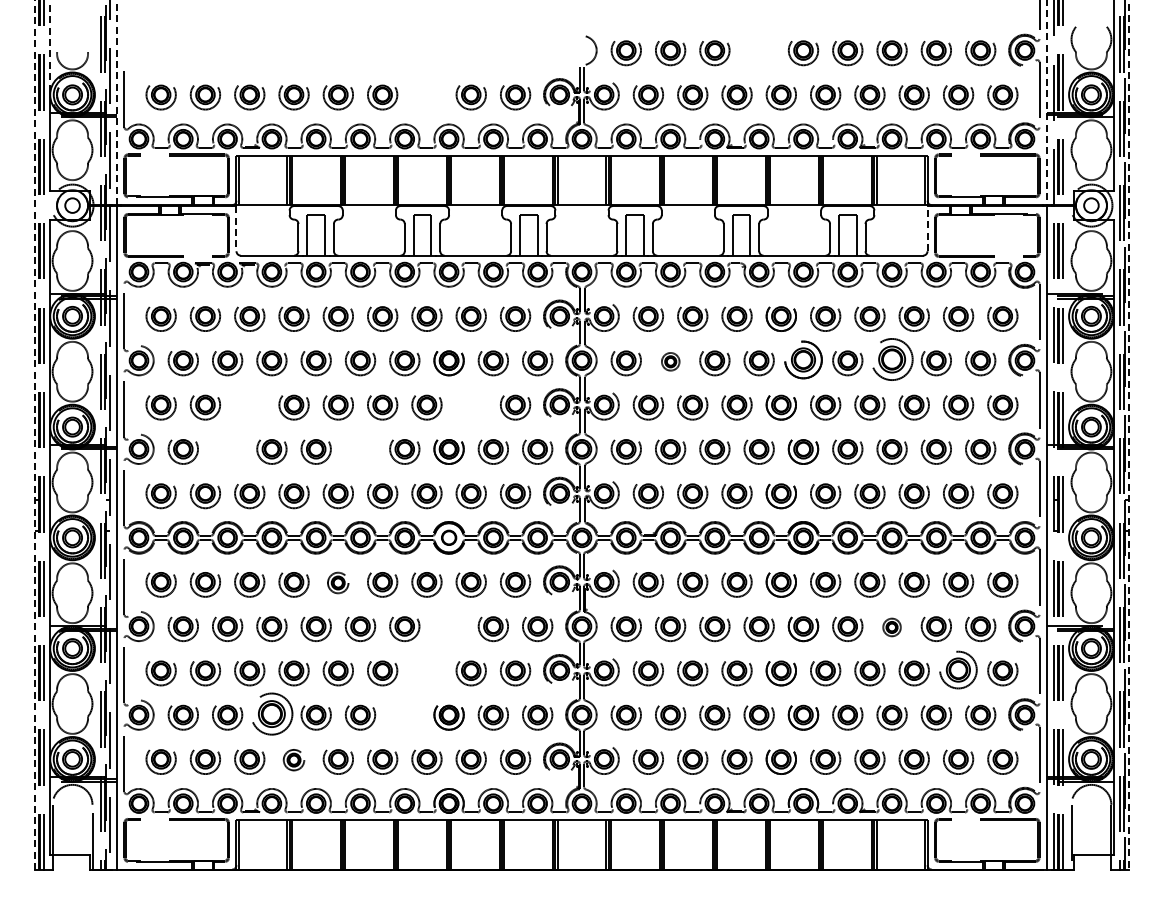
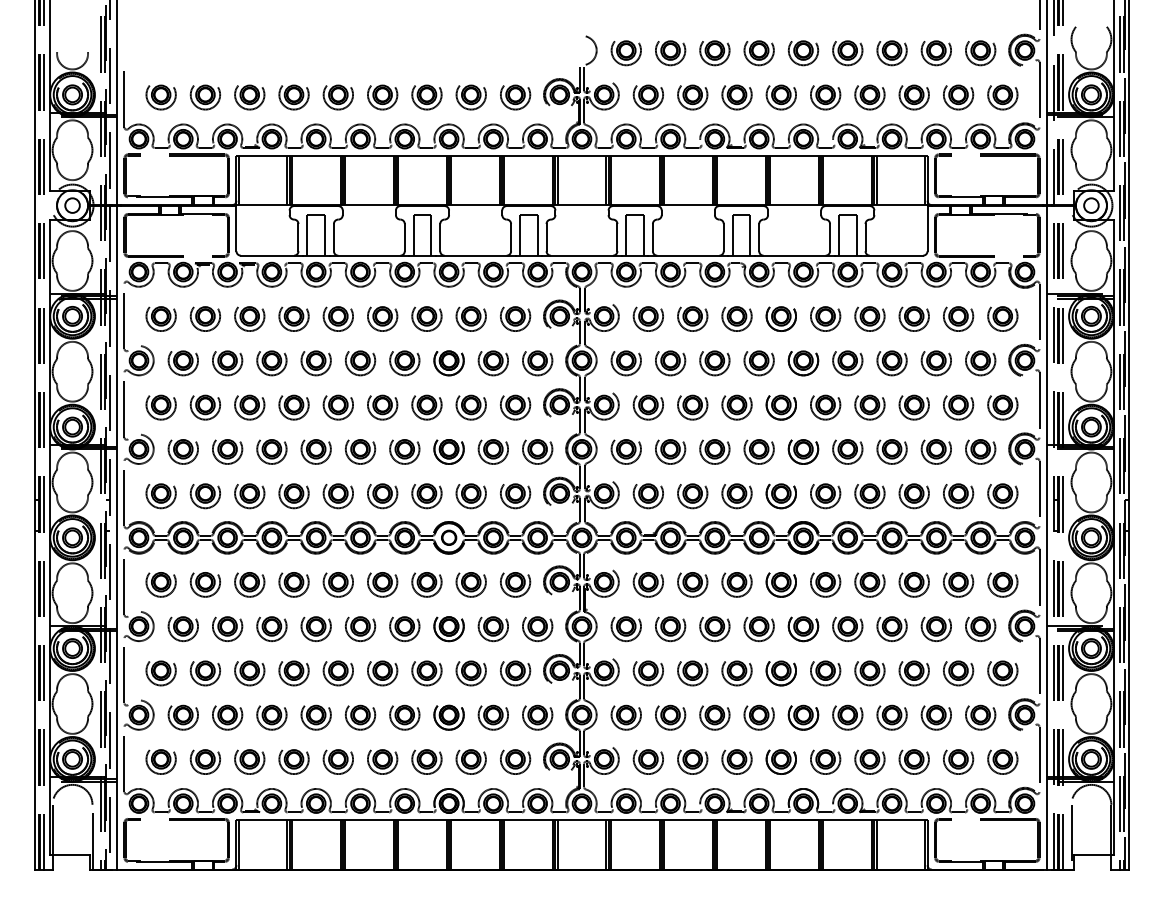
line: dashed -> solid (50, 46)
part: none -> present (758, 53)
part: none -> present (426, 97)
line: dashed -> solid (116, 102)
line: dashed -> solid (1047, 103)
line: dashed -> solid (236, 228)
line: dashed -> solid (927, 228)
part size: 39x40 px -> 33x27 px (803, 363)
part size: 42x43 px -> 32x27 px (891, 363)
part size: 20x20 px -> 32x27 px (670, 363)
part: none -> present (249, 407)
part: none -> present (470, 407)
line: dashed -> solid (34, 435)
line: dashed -> solid (1129, 435)
part: none -> present (227, 451)
part: none -> present (360, 451)
part size: 23x24 px -> 32x26 px (337, 584)
part size: 20x21 px -> 32x26 px (891, 628)
part: none -> present (448, 629)
part size: 39x40 px -> 32x27 px (958, 673)
part: none -> present (426, 673)
part size: 42x44 px -> 32x27 px (271, 717)
part: none -> present (404, 717)
part size: 24x23 px -> 32x26 px (293, 761)
